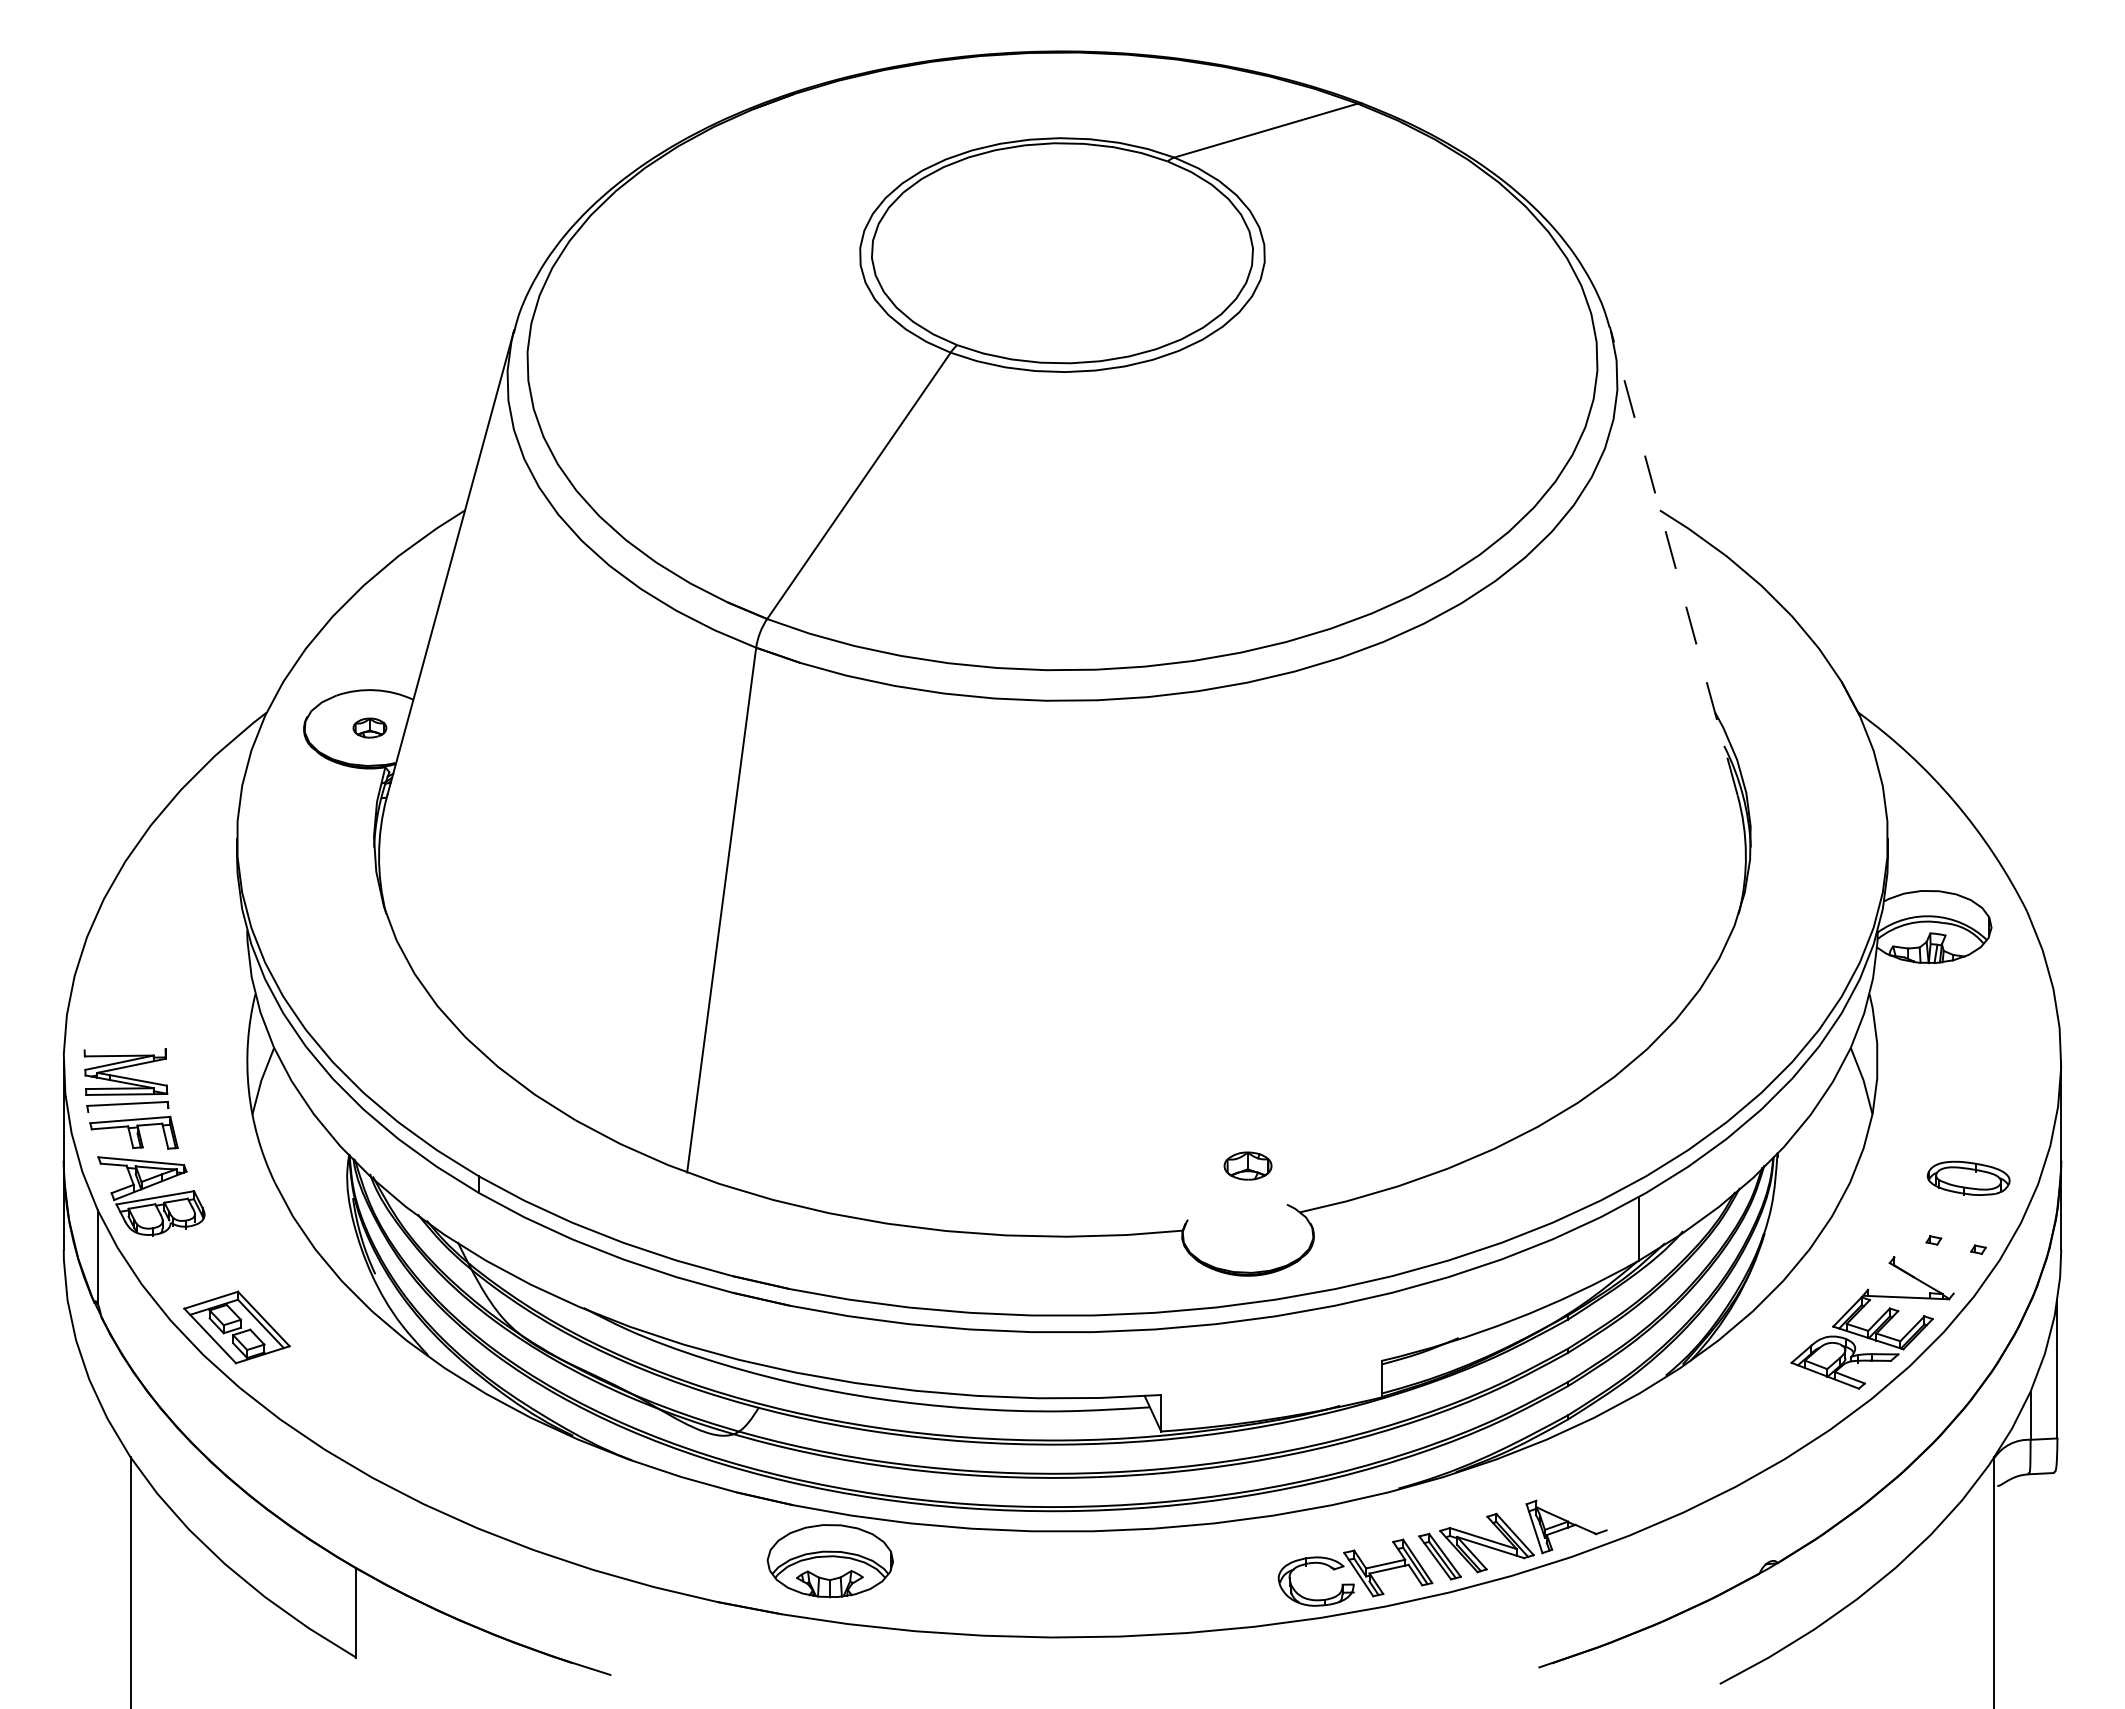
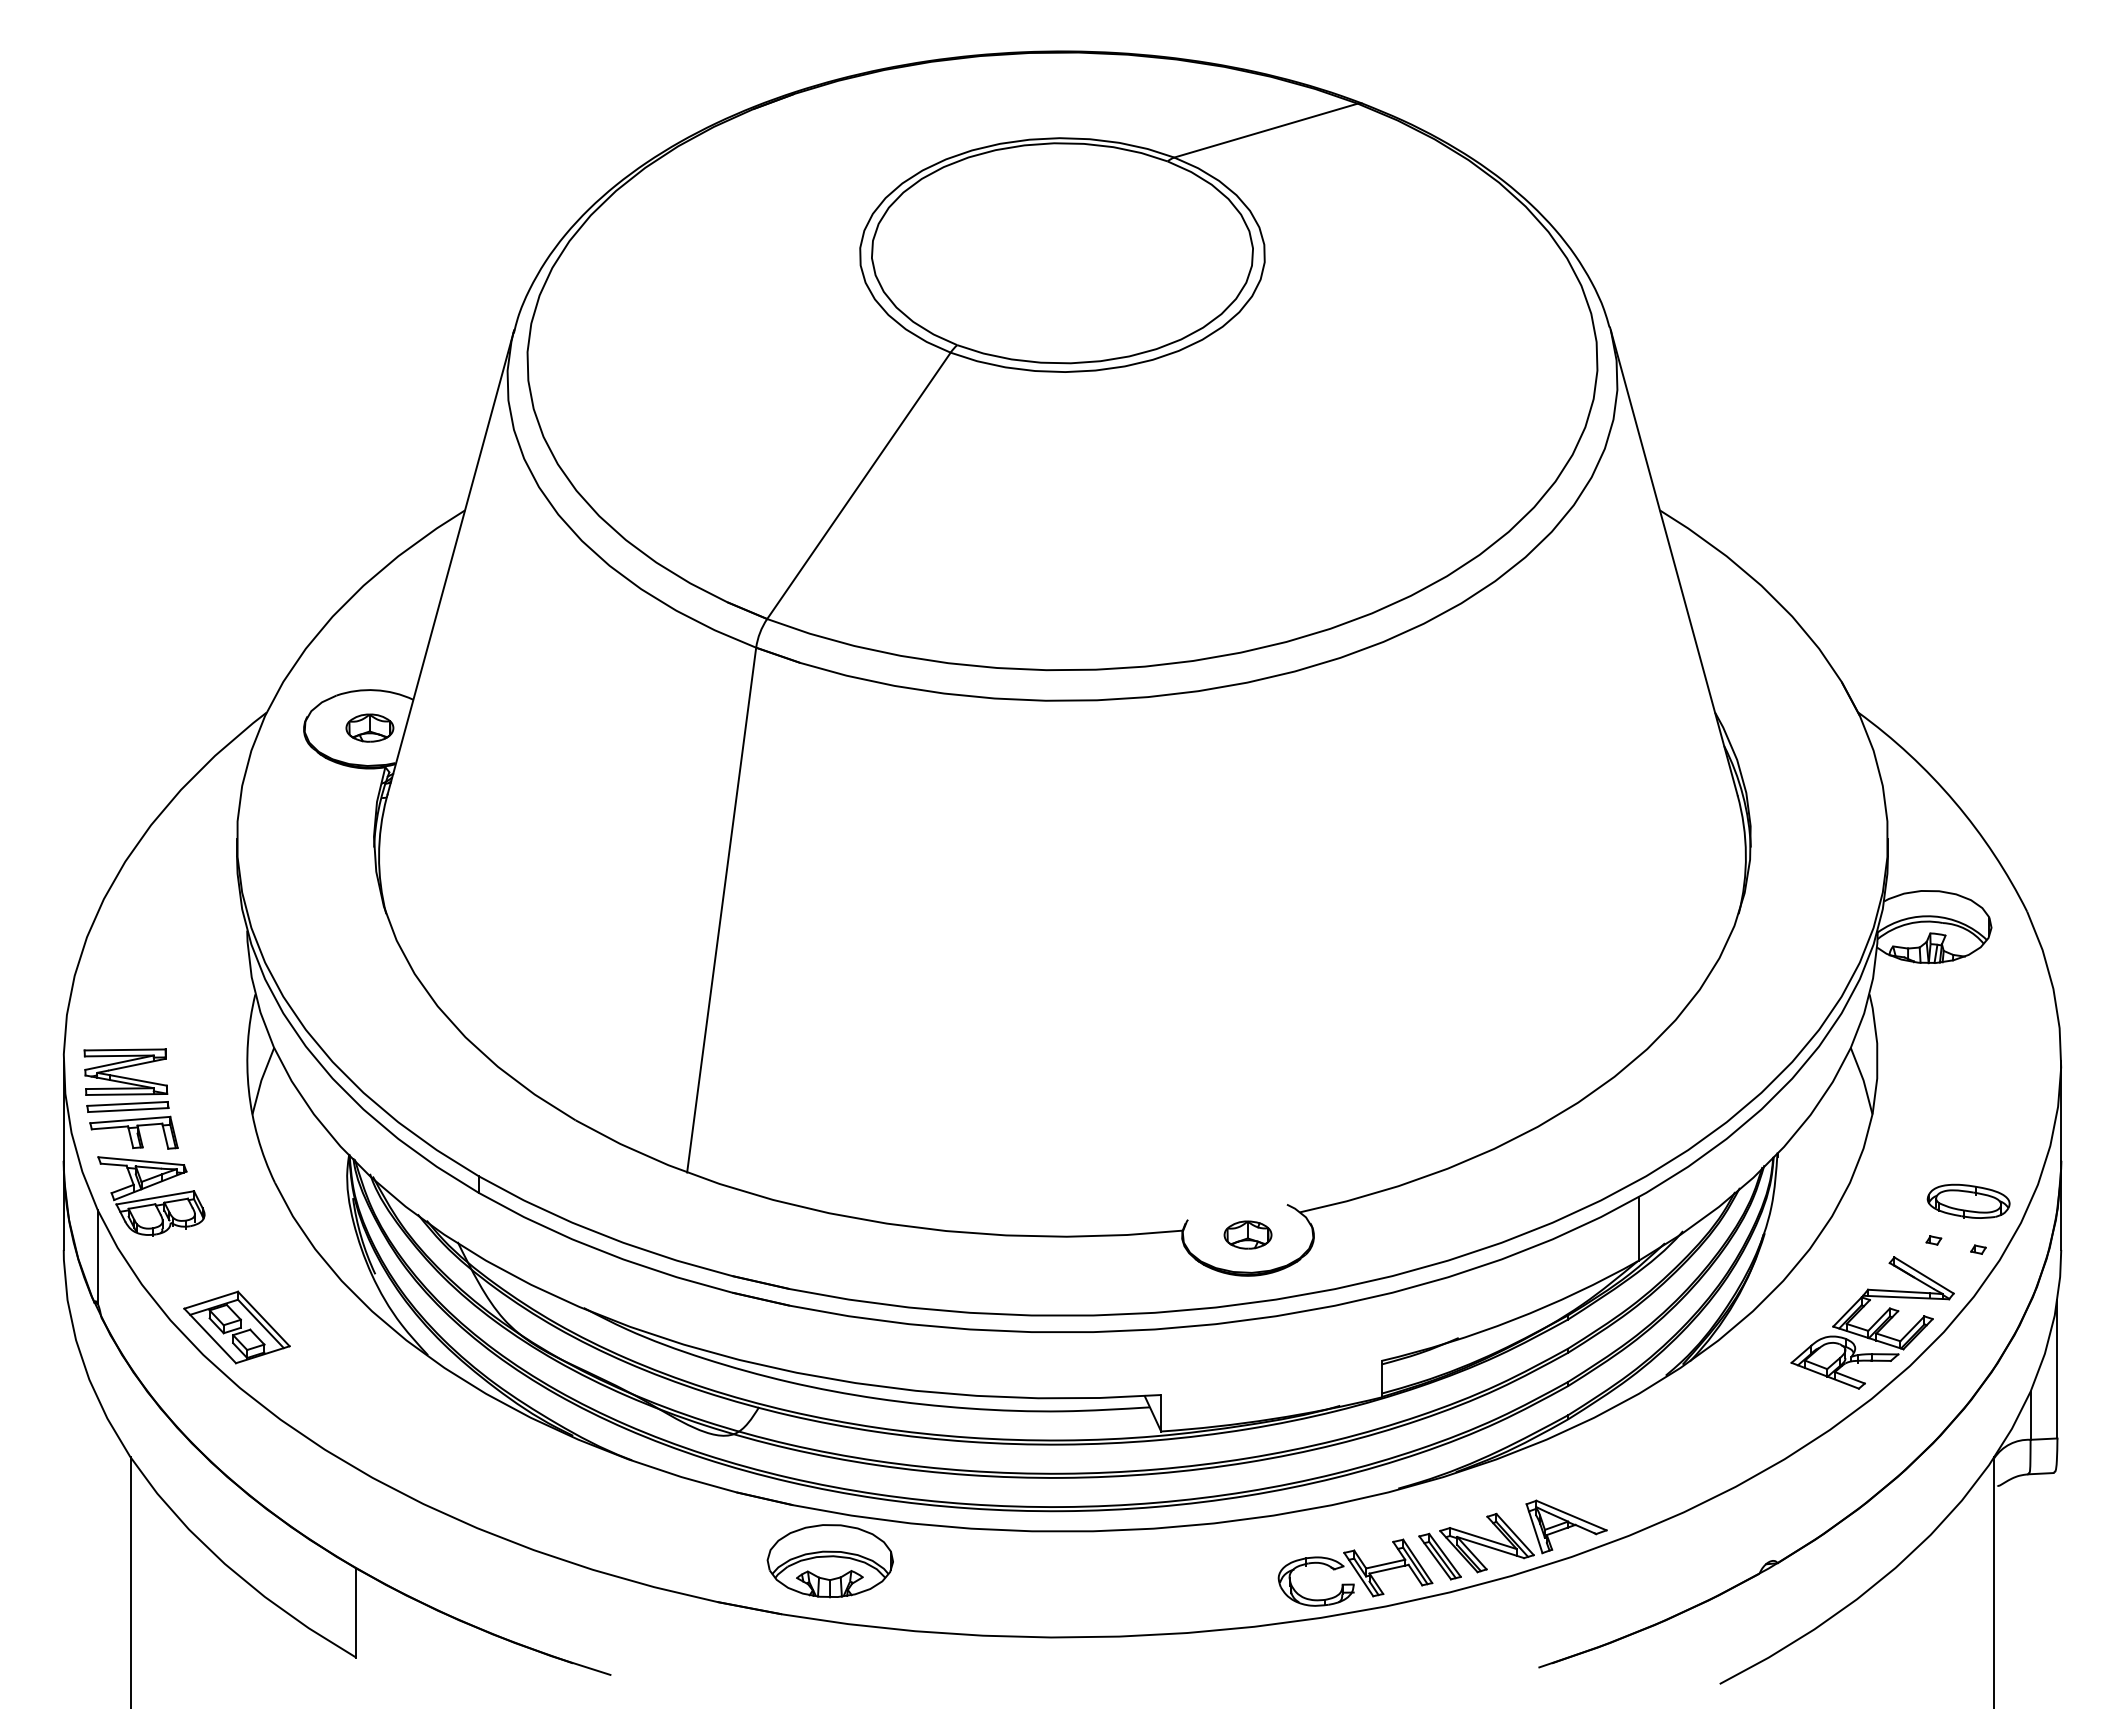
line: dashed -> solid (1674, 563)
part size: 36x22 px -> 50x30 px (369, 727)
line: none -> present (124, 1049)
line: none -> present (128, 1110)
part position: (1247, 1165) -> (1247, 1234) (1247, 1234)
part position: (1968, 1177) -> (1968, 1200) (1968, 1200)
line: none -> present (1923, 1275)
line: none -> present (1898, 1291)
line: none -> present (1571, 1515)
